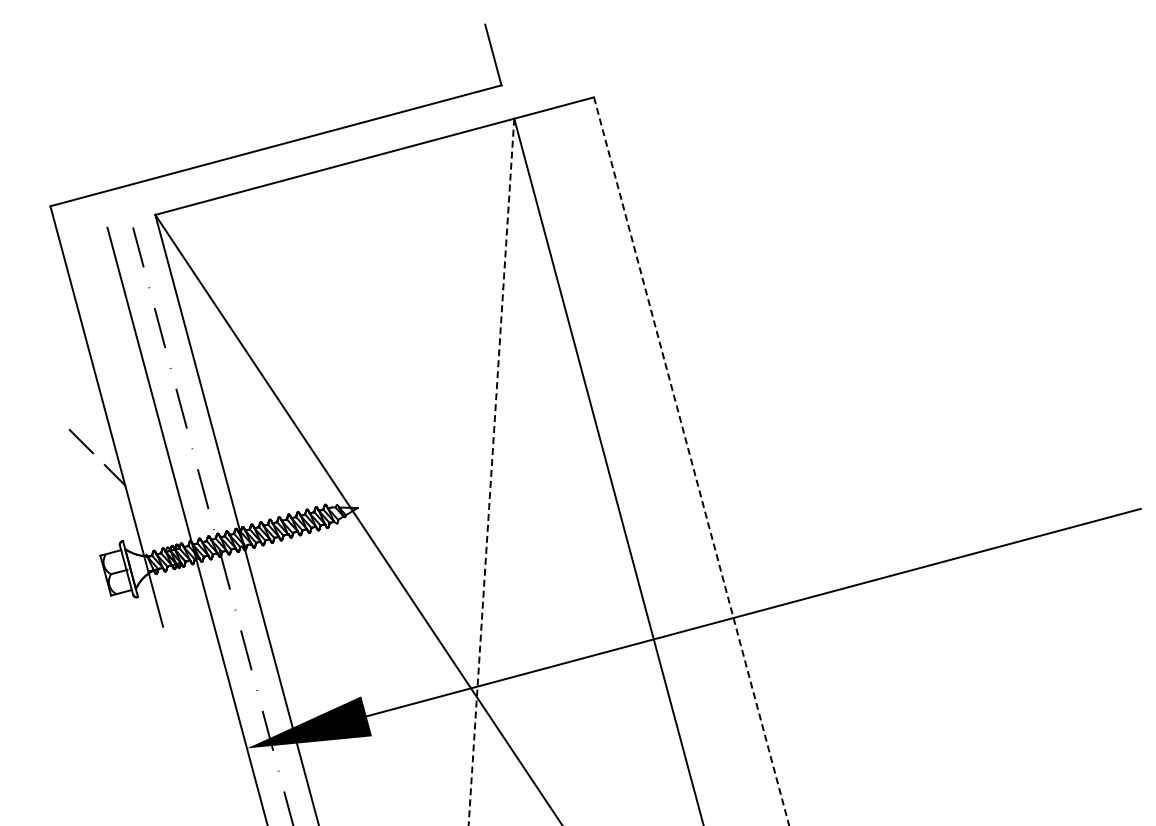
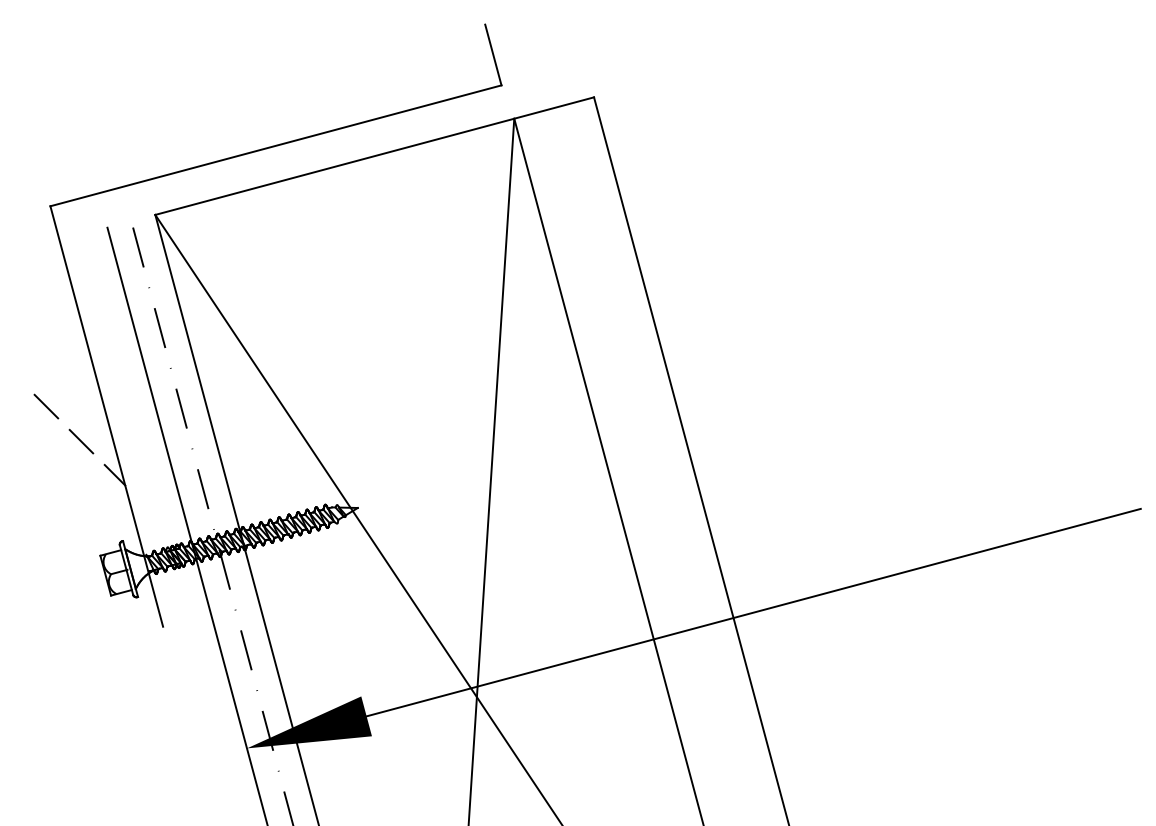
line: none -> present (46, 406)
line: dashed -> solid (691, 461)
line: dashed -> solid (491, 472)
